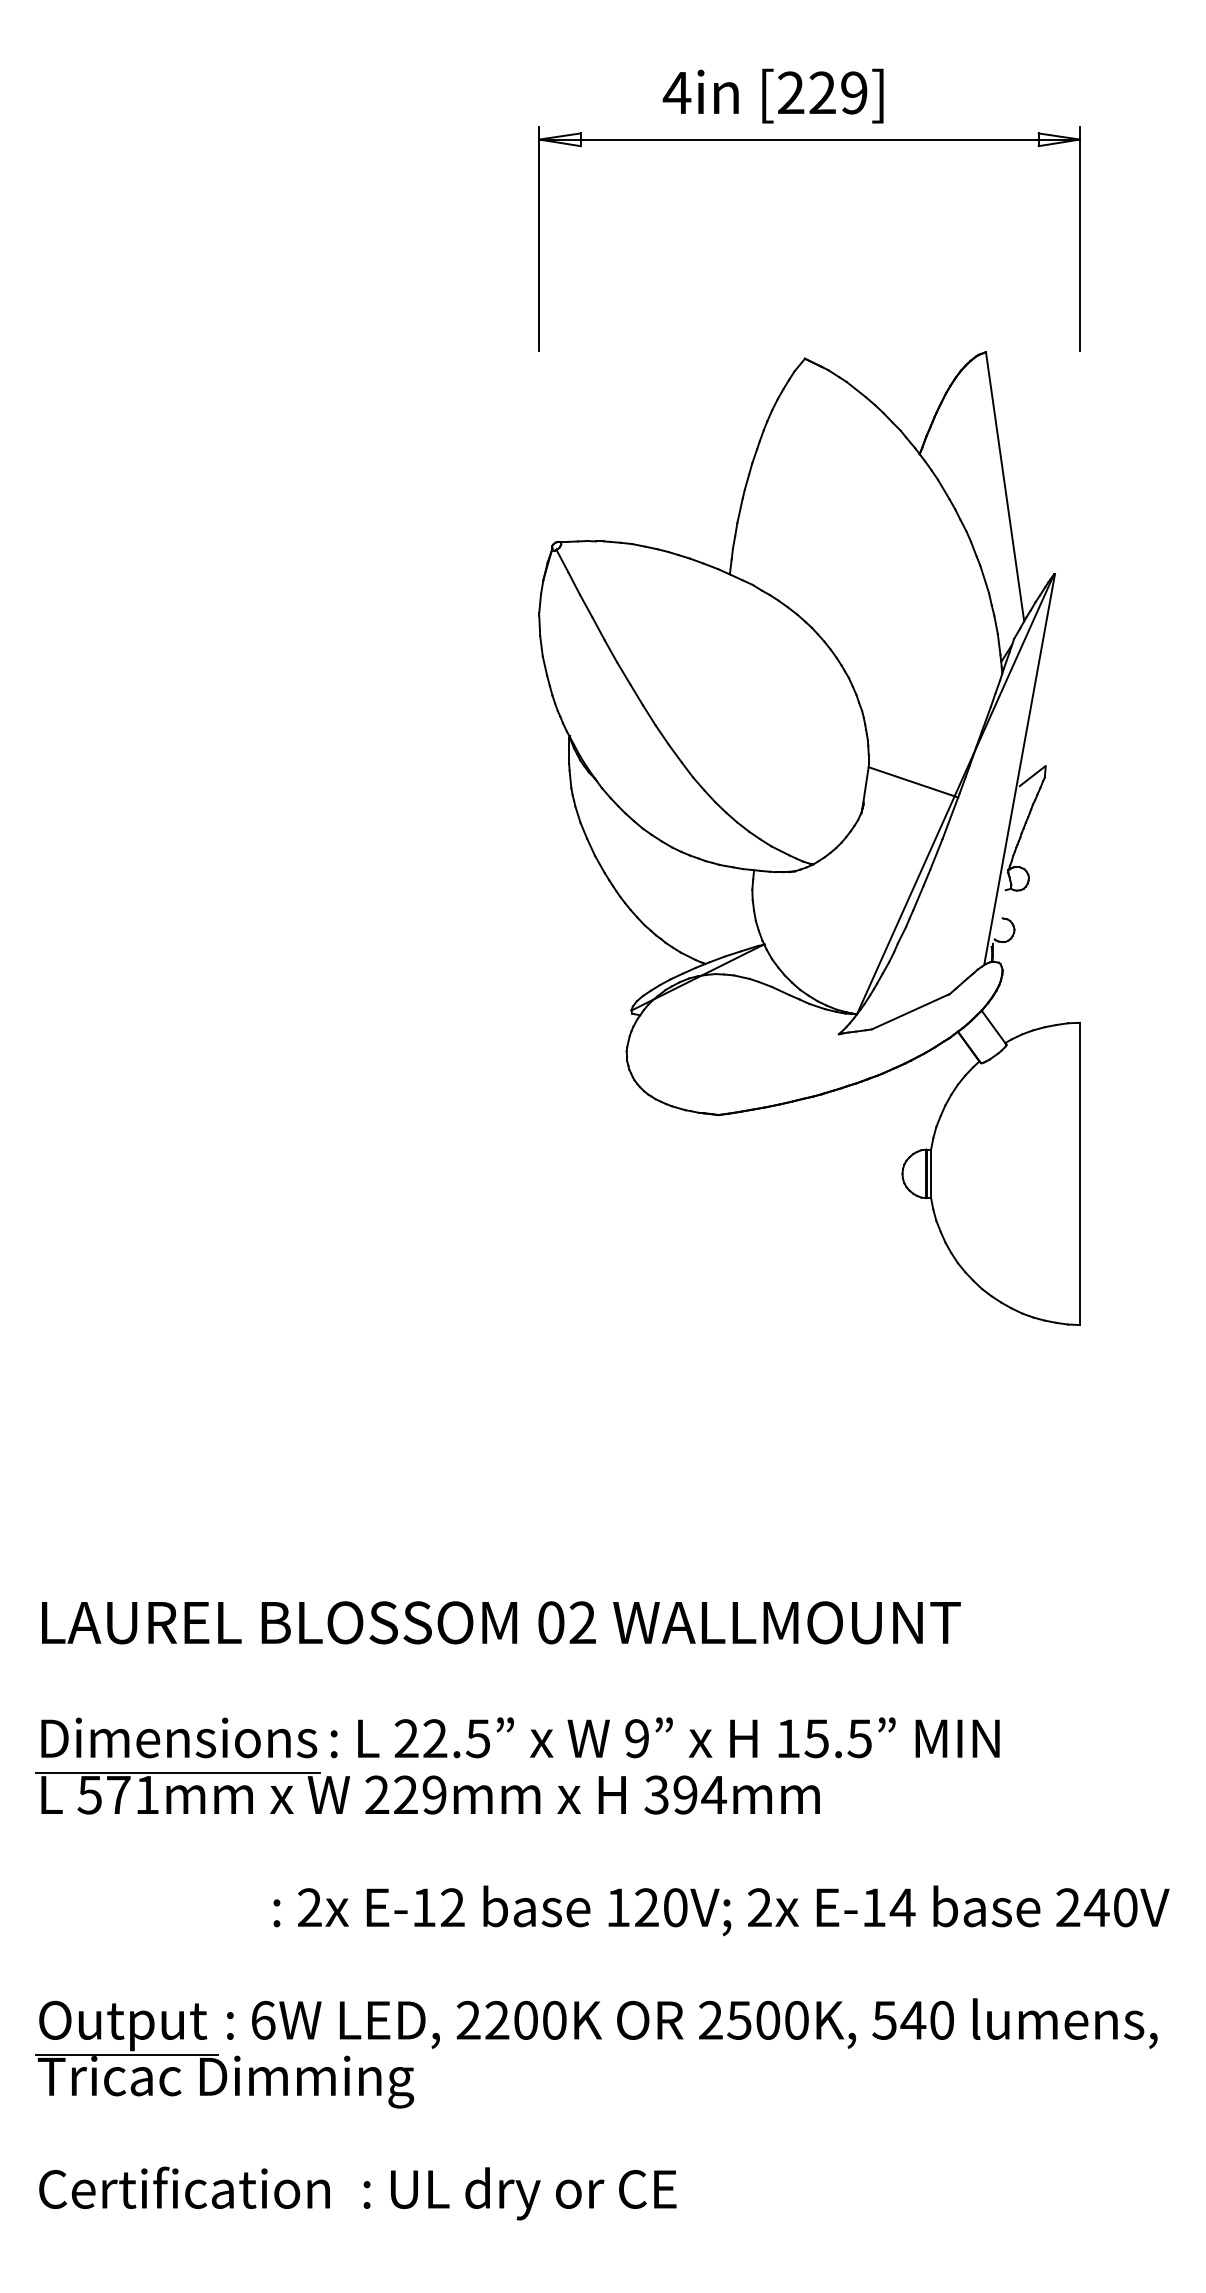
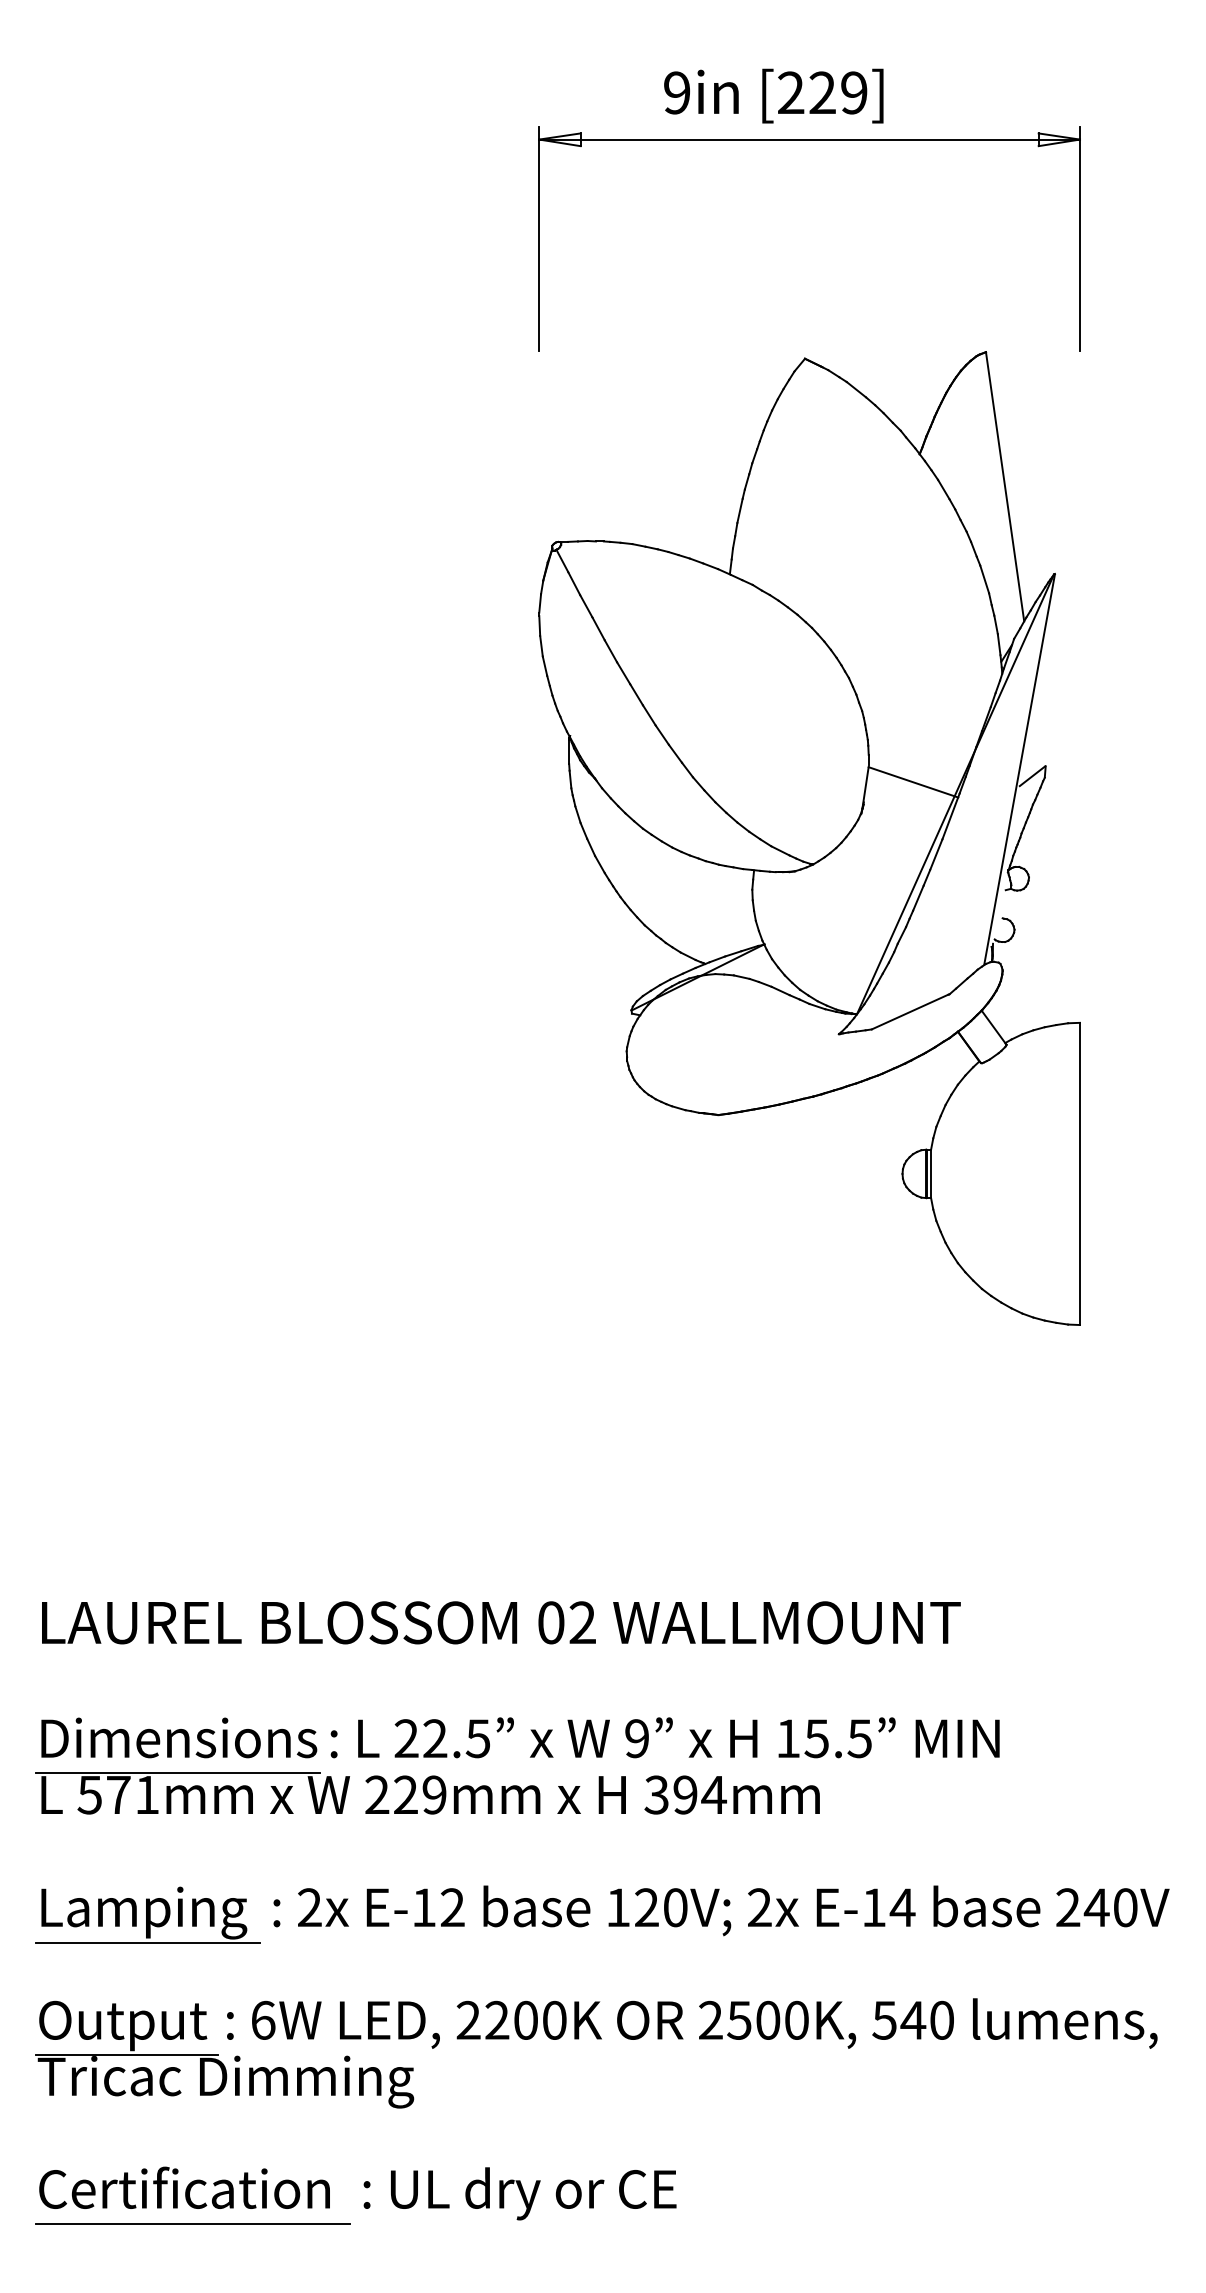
text: 4in -> 9in (676, 92)
part: none -> present (147, 1914)
line: none -> present (192, 2224)
